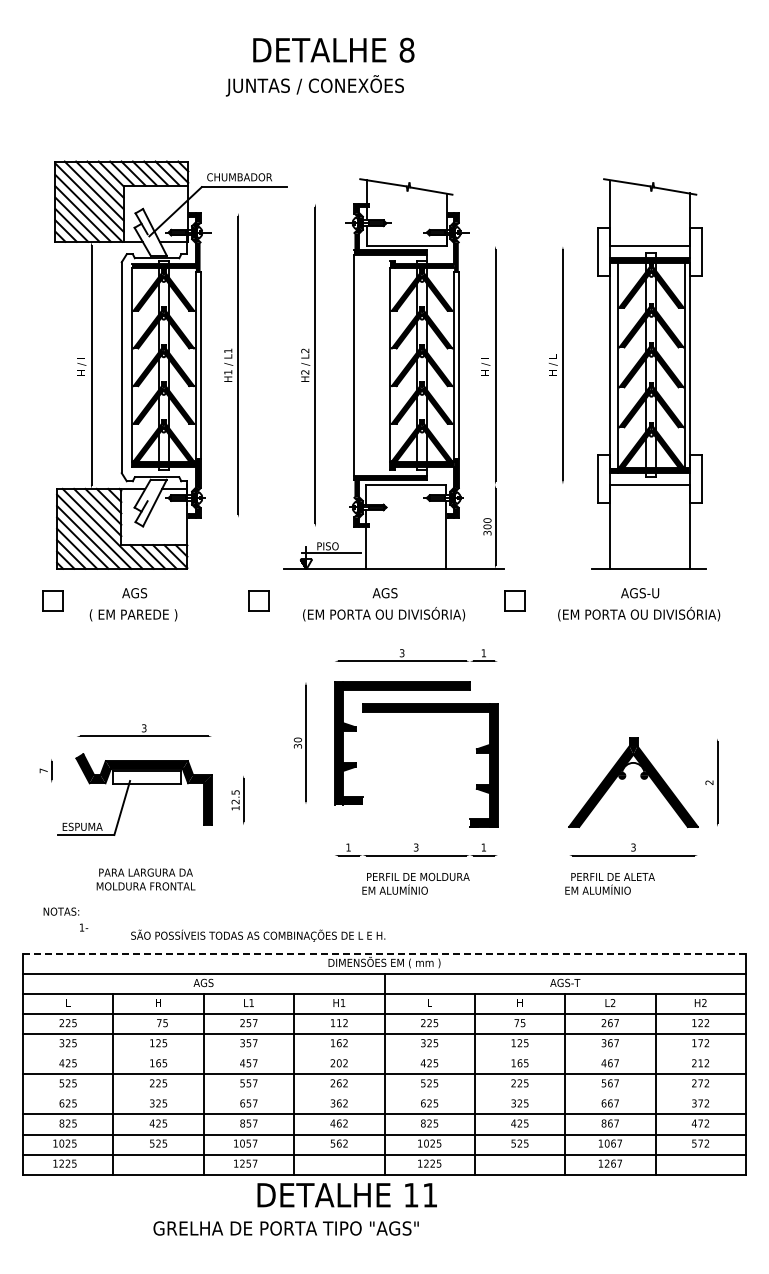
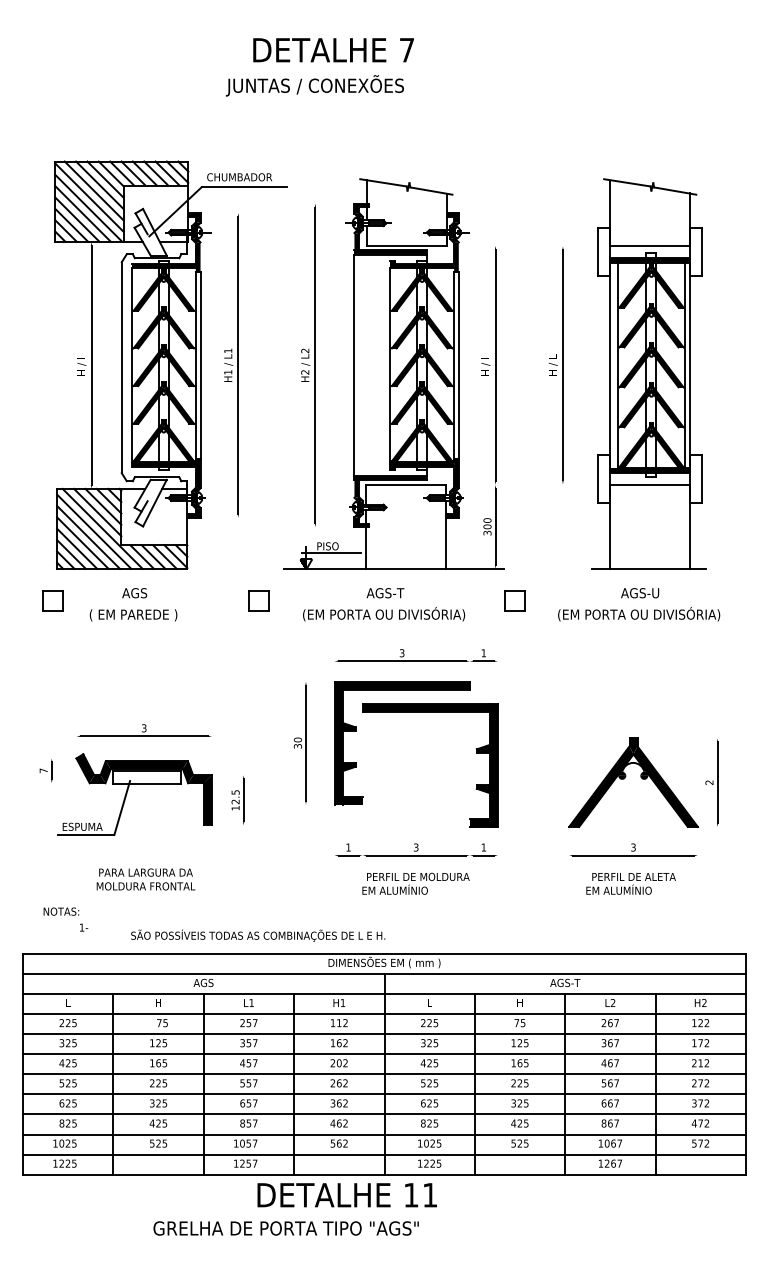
text: 8 -> 7 (406, 49)
text: AGS -> AGS-T (385, 593)
text position: (609, 883) -> (630, 883) (630, 883)
line: dashed -> solid (385, 953)
line: none -> present (384, 1054)
line: none -> present (384, 1094)
